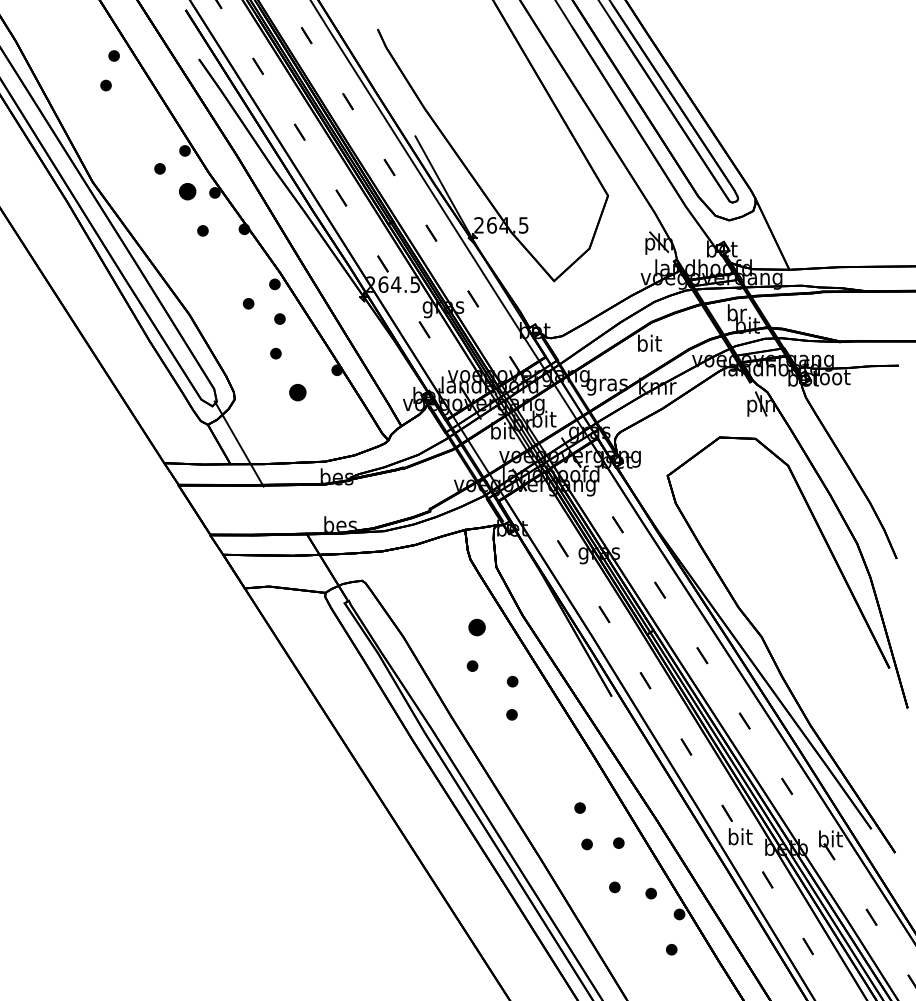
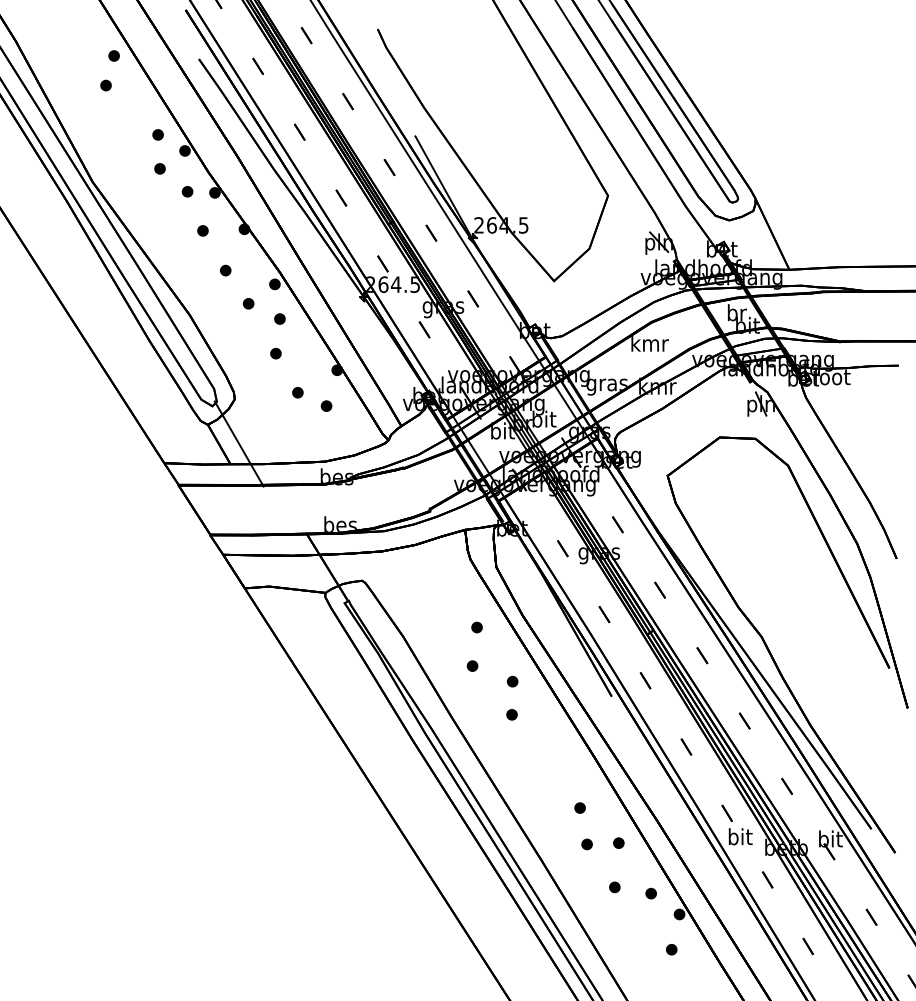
part: none -> present (157, 134)
part size: 18x18 px -> 13x12 px (187, 191)
part: none -> present (225, 270)
text: bit -> kmr (649, 342)
part size: 18x18 px -> 12x12 px (297, 392)
part: none -> present (326, 405)
part size: 18x19 px -> 12x13 px (476, 627)
